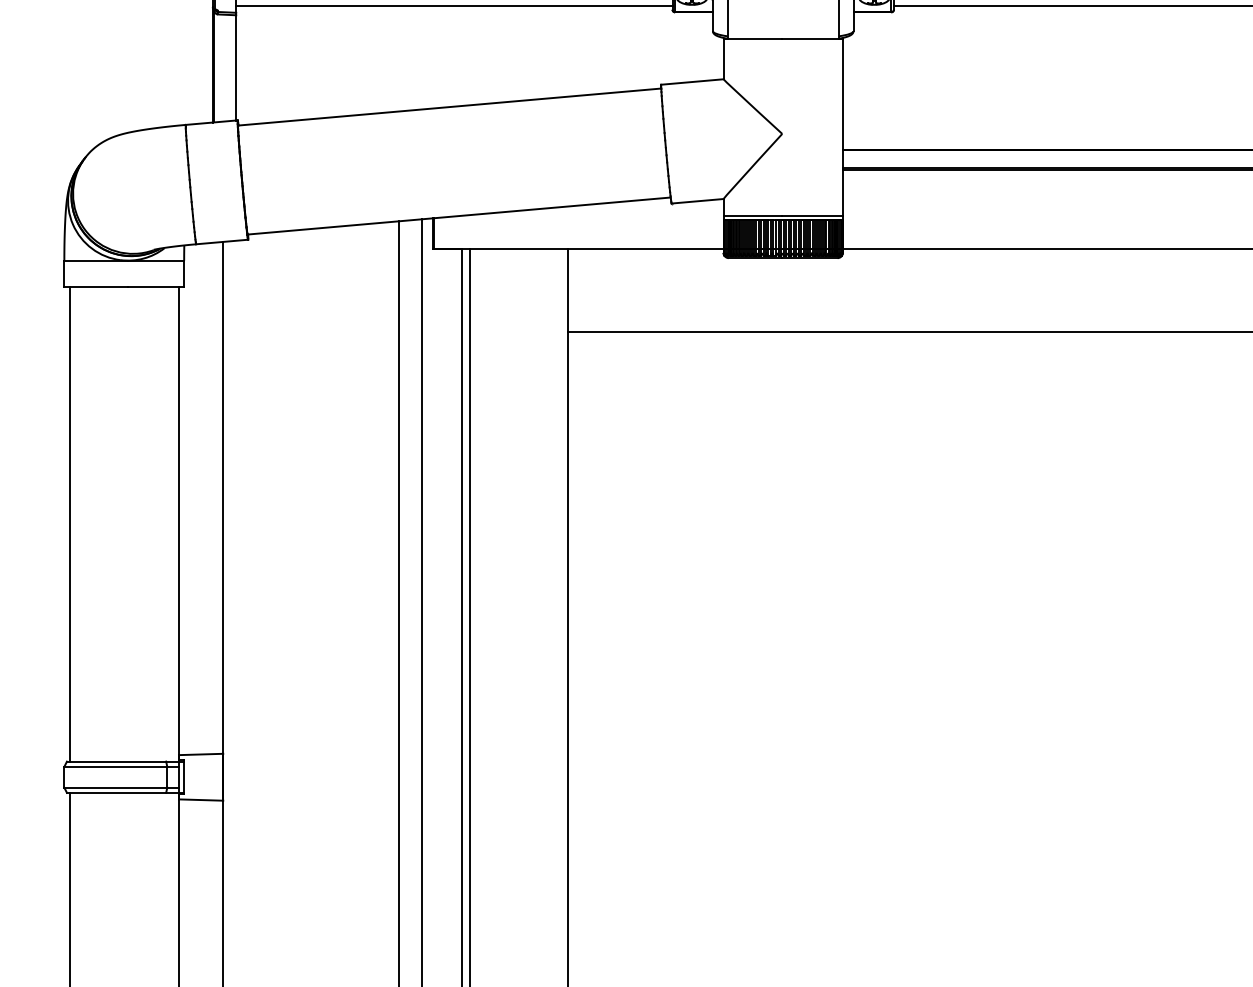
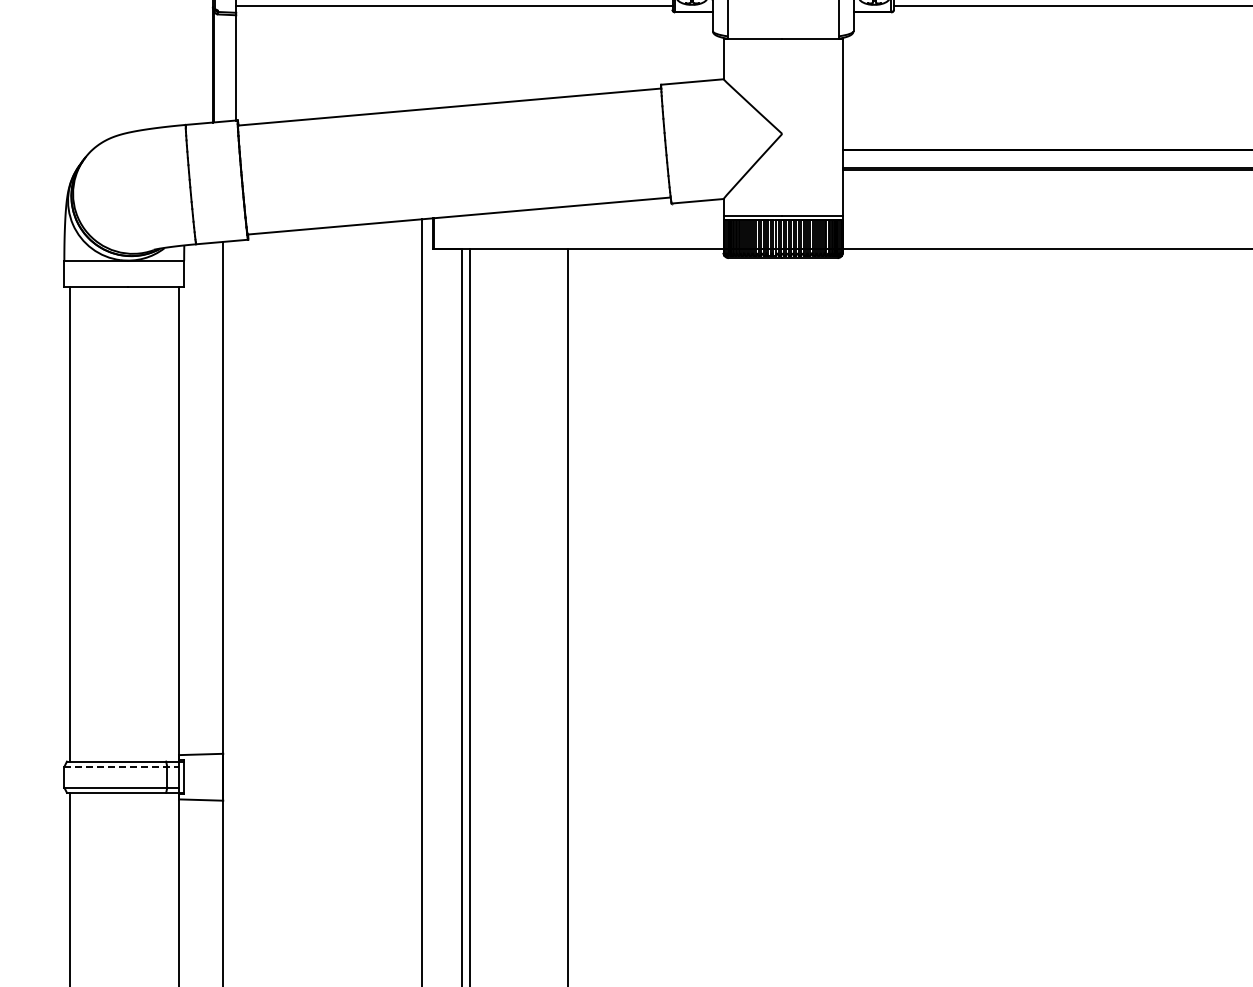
line: present -> none (908, 331)
line: present -> none (399, 602)
line: solid -> dashed (122, 766)
